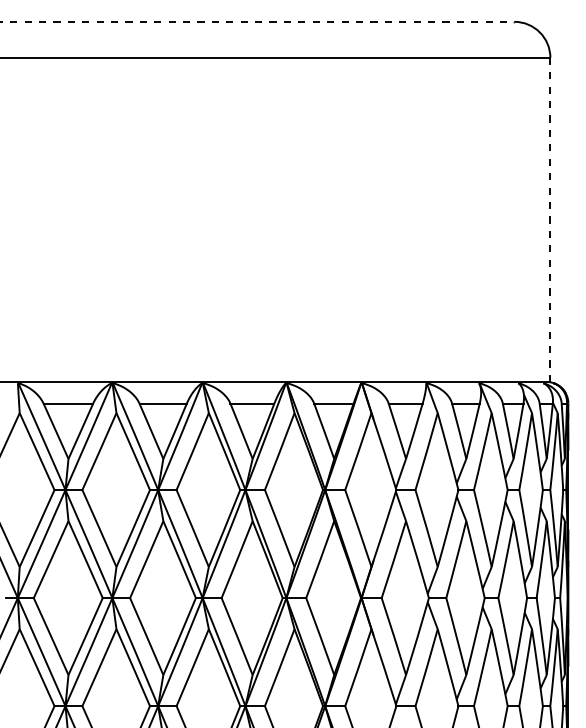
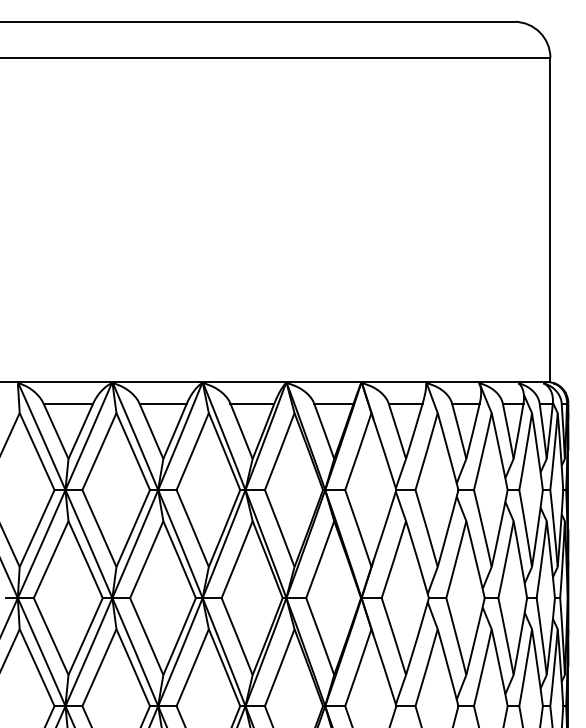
line: dashed -> solid (257, 21)
line: dashed -> solid (550, 220)
